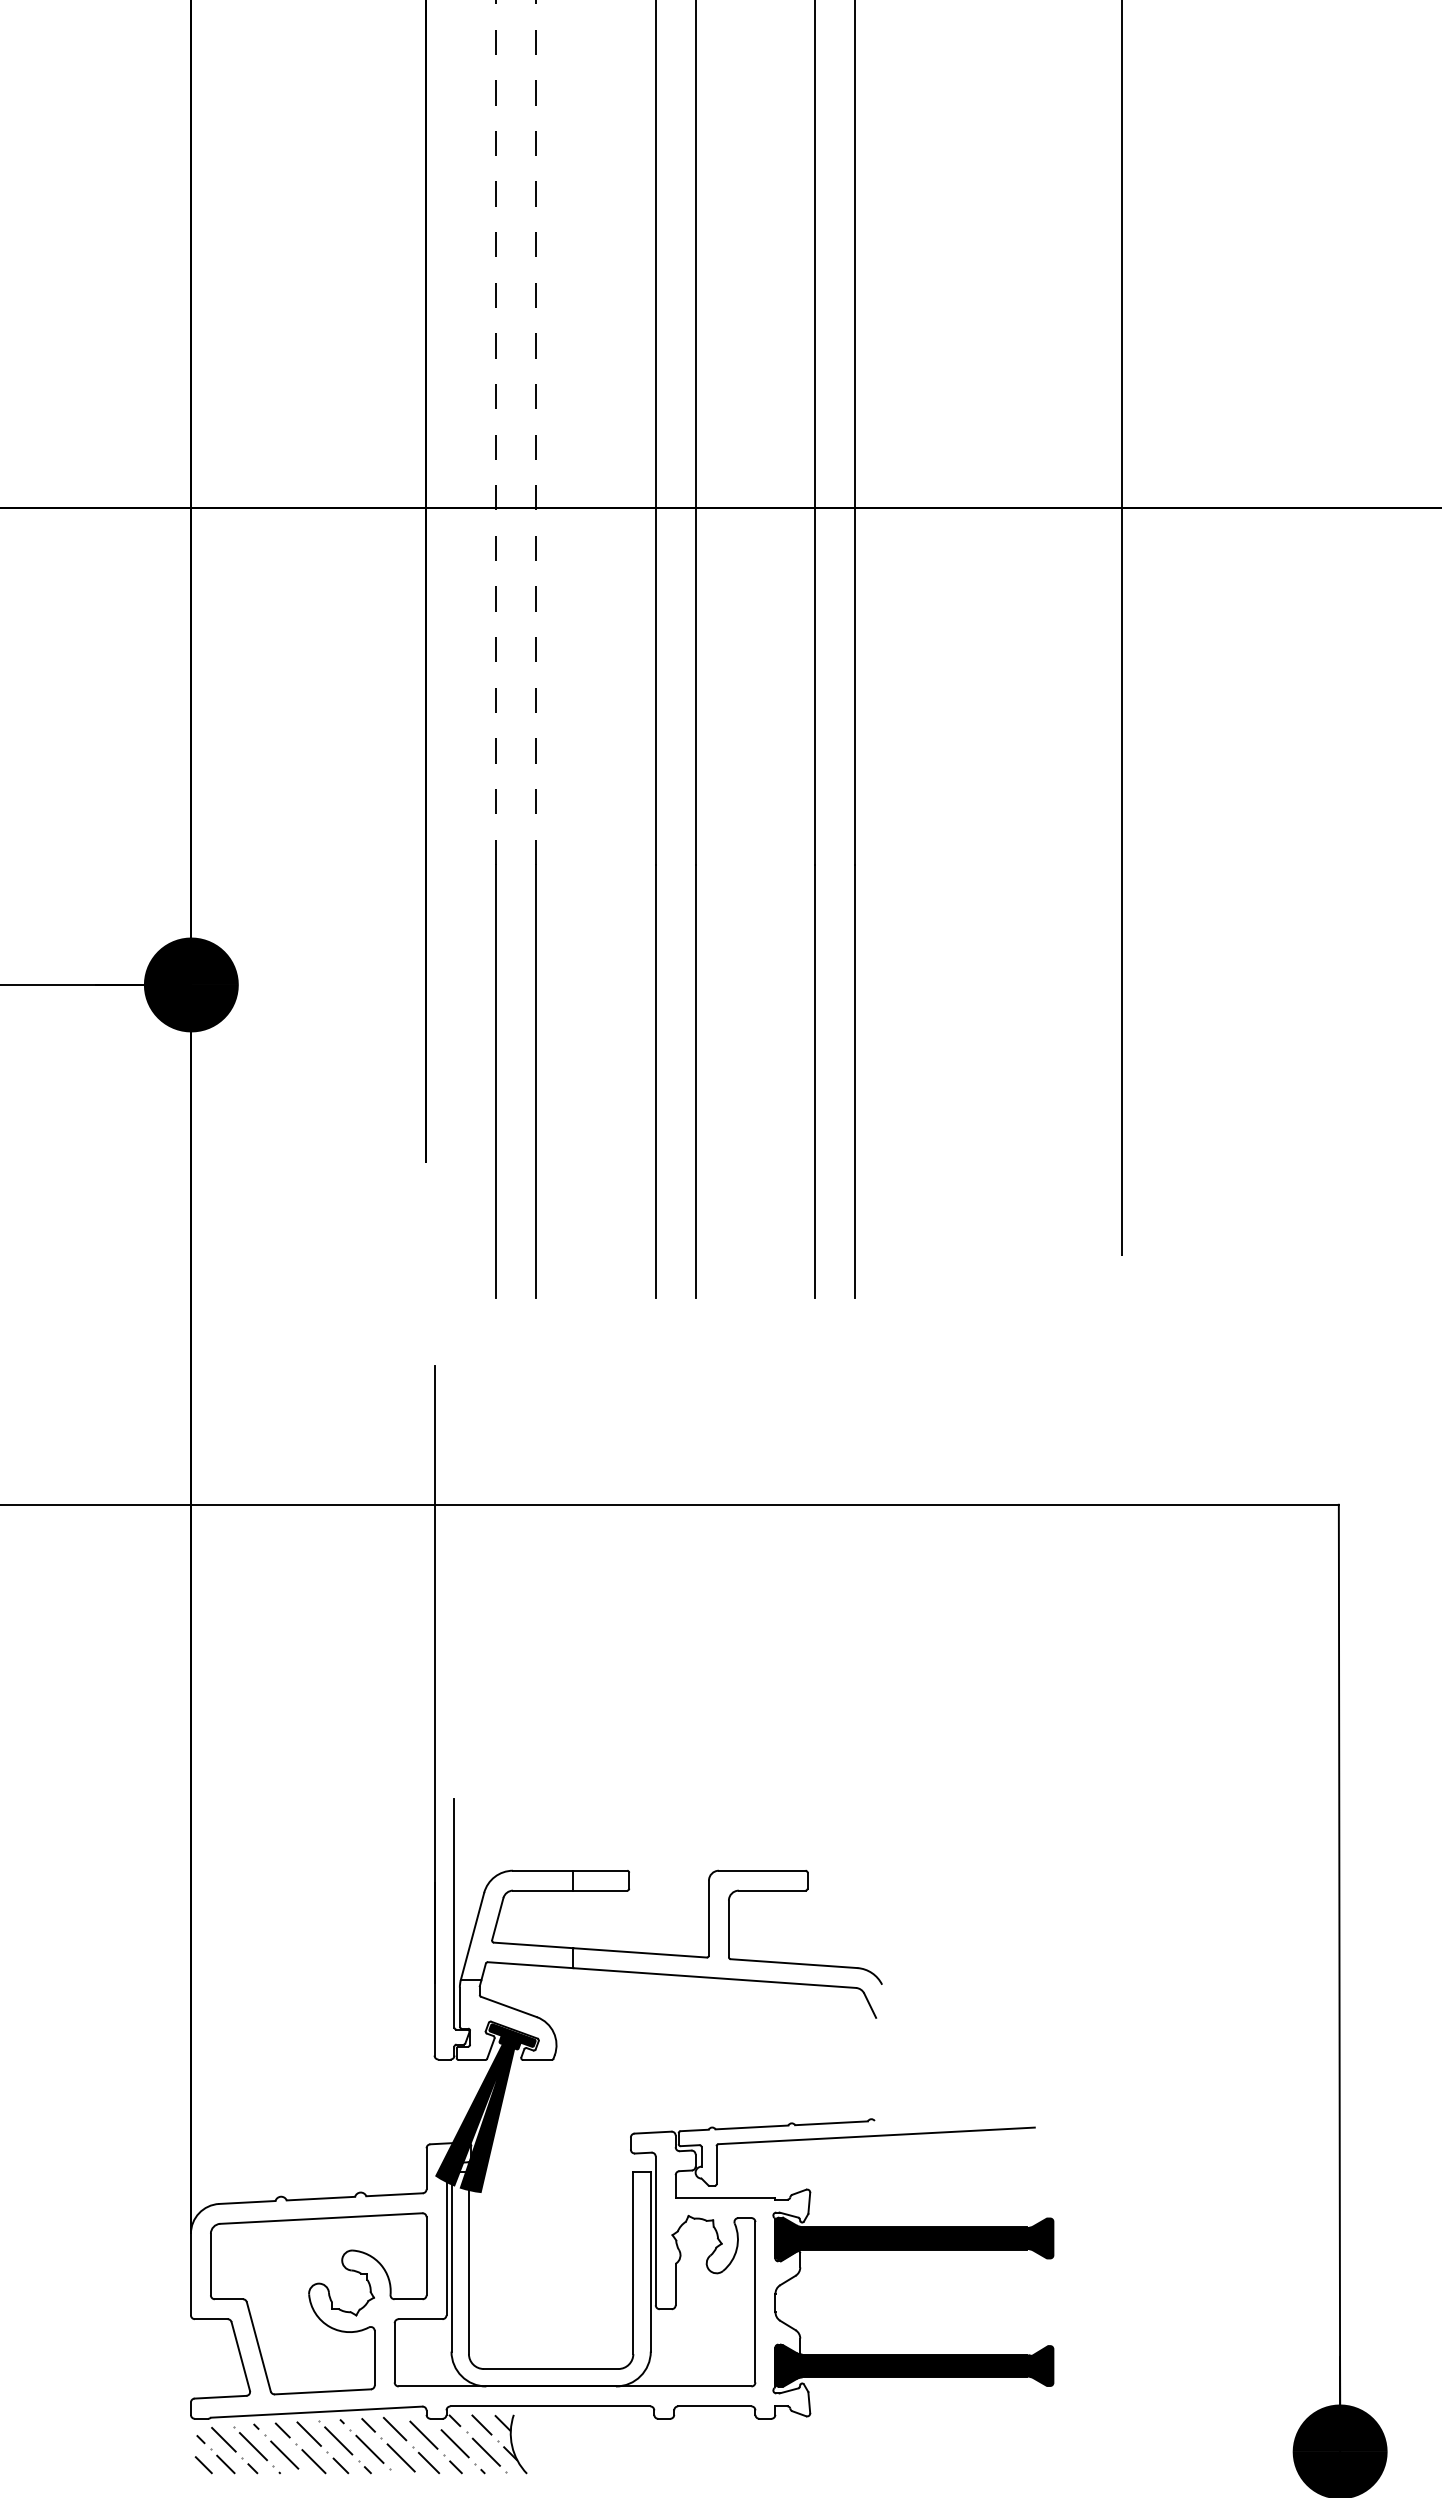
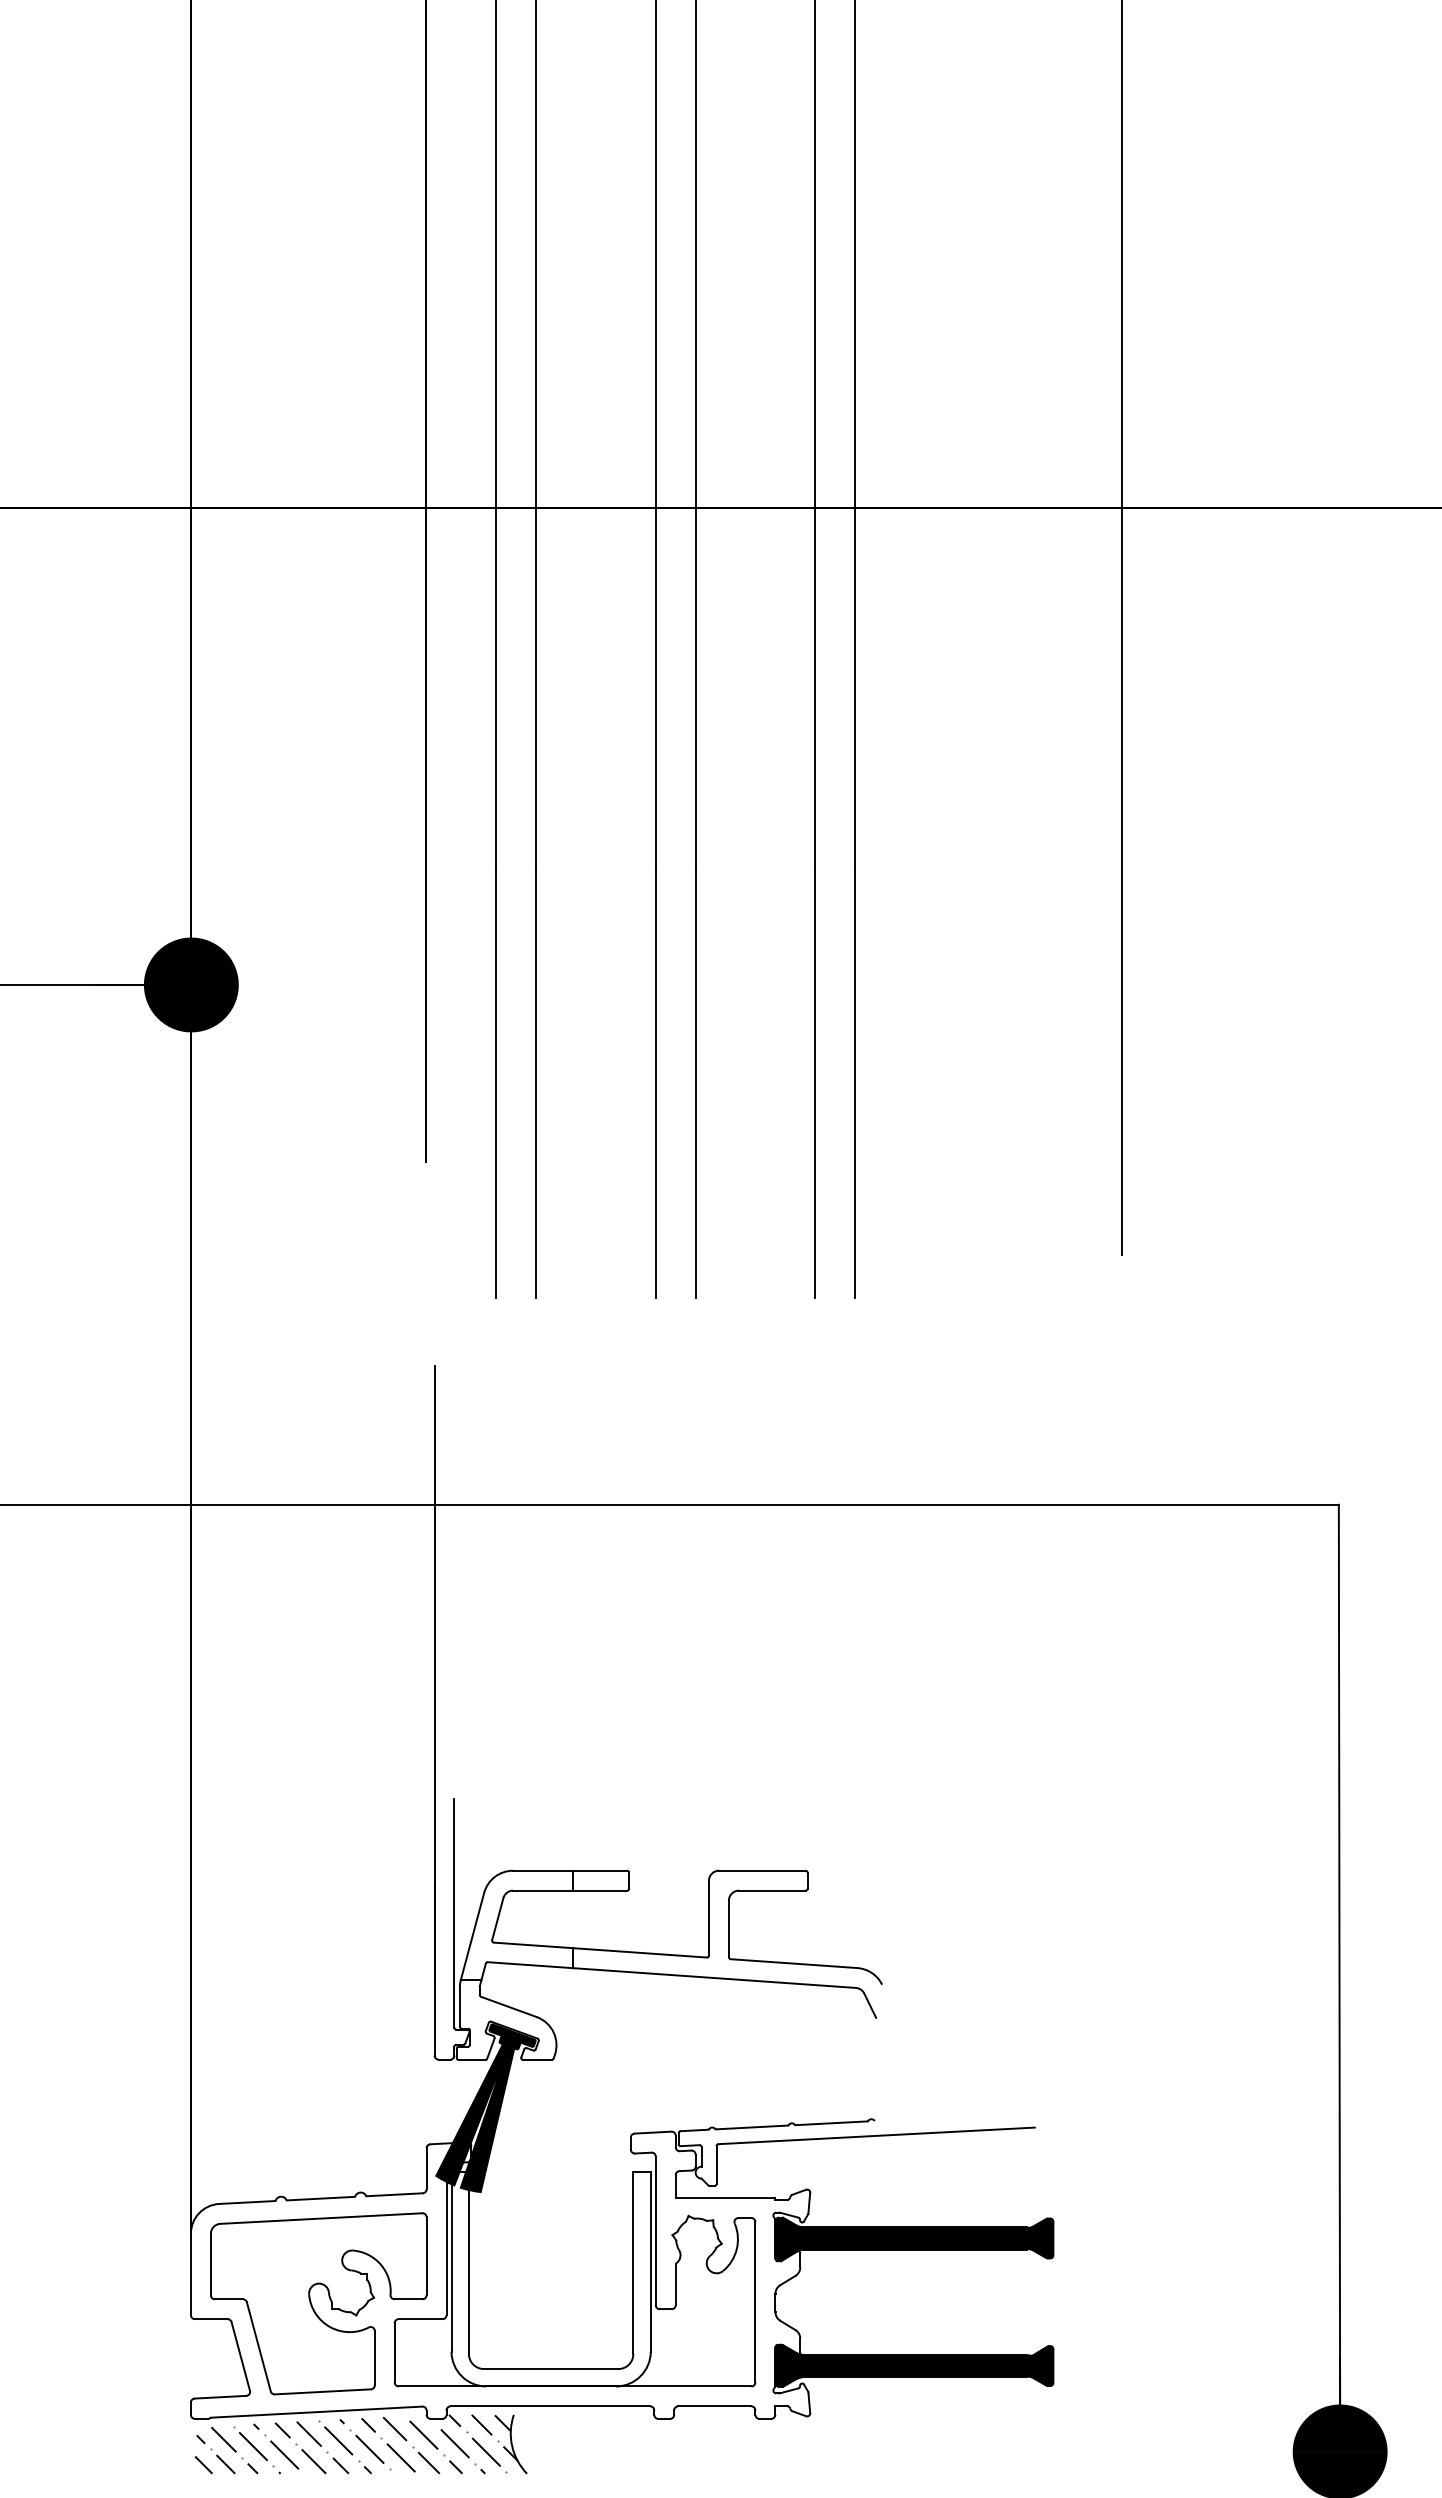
line: dashed -> solid (496, 432)
line: dashed -> solid (536, 432)
